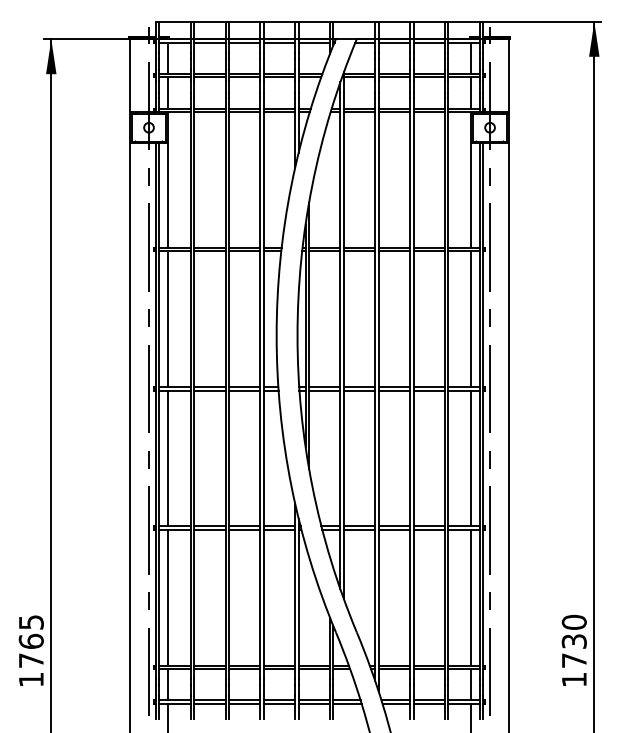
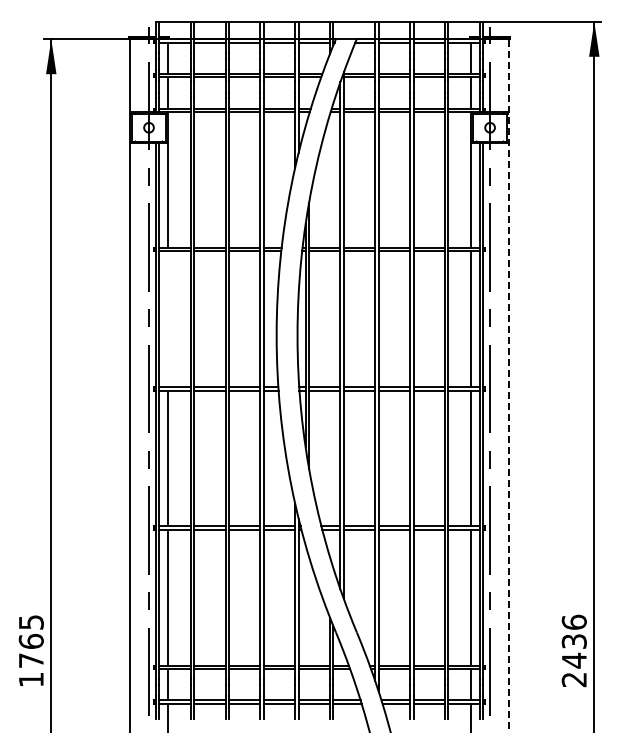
line: present -> none (168, 319)
line: solid -> dashed (509, 385)
text: 1730 -> 2436 (573, 650)
